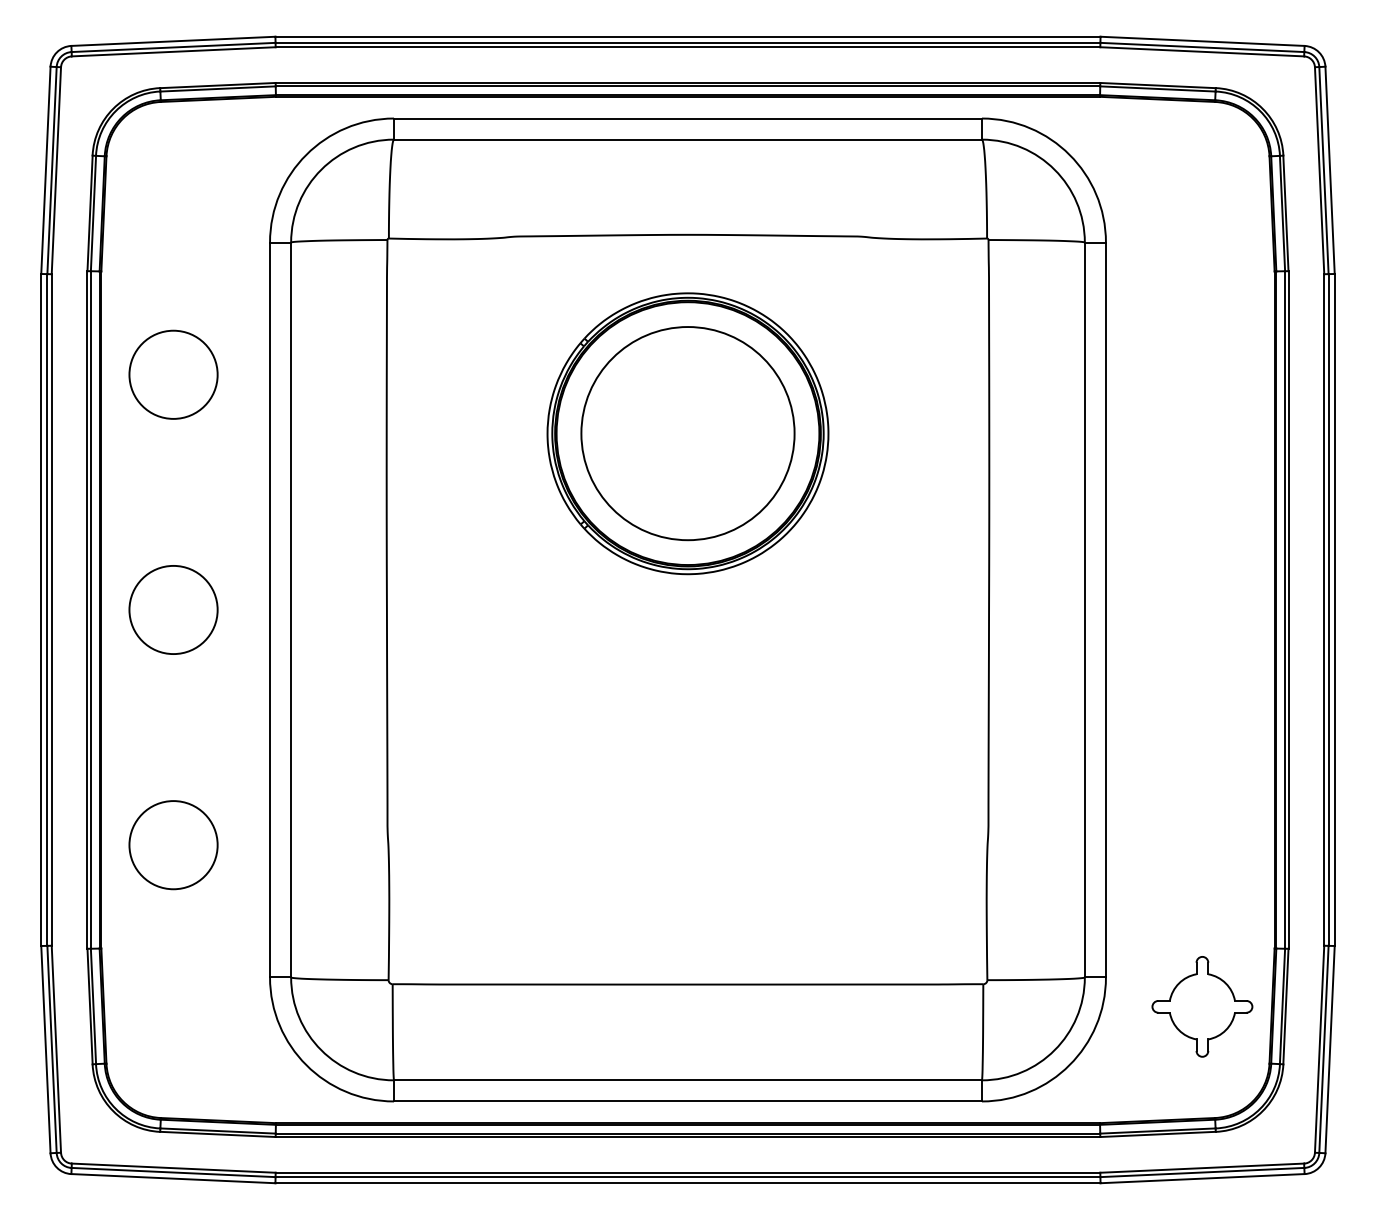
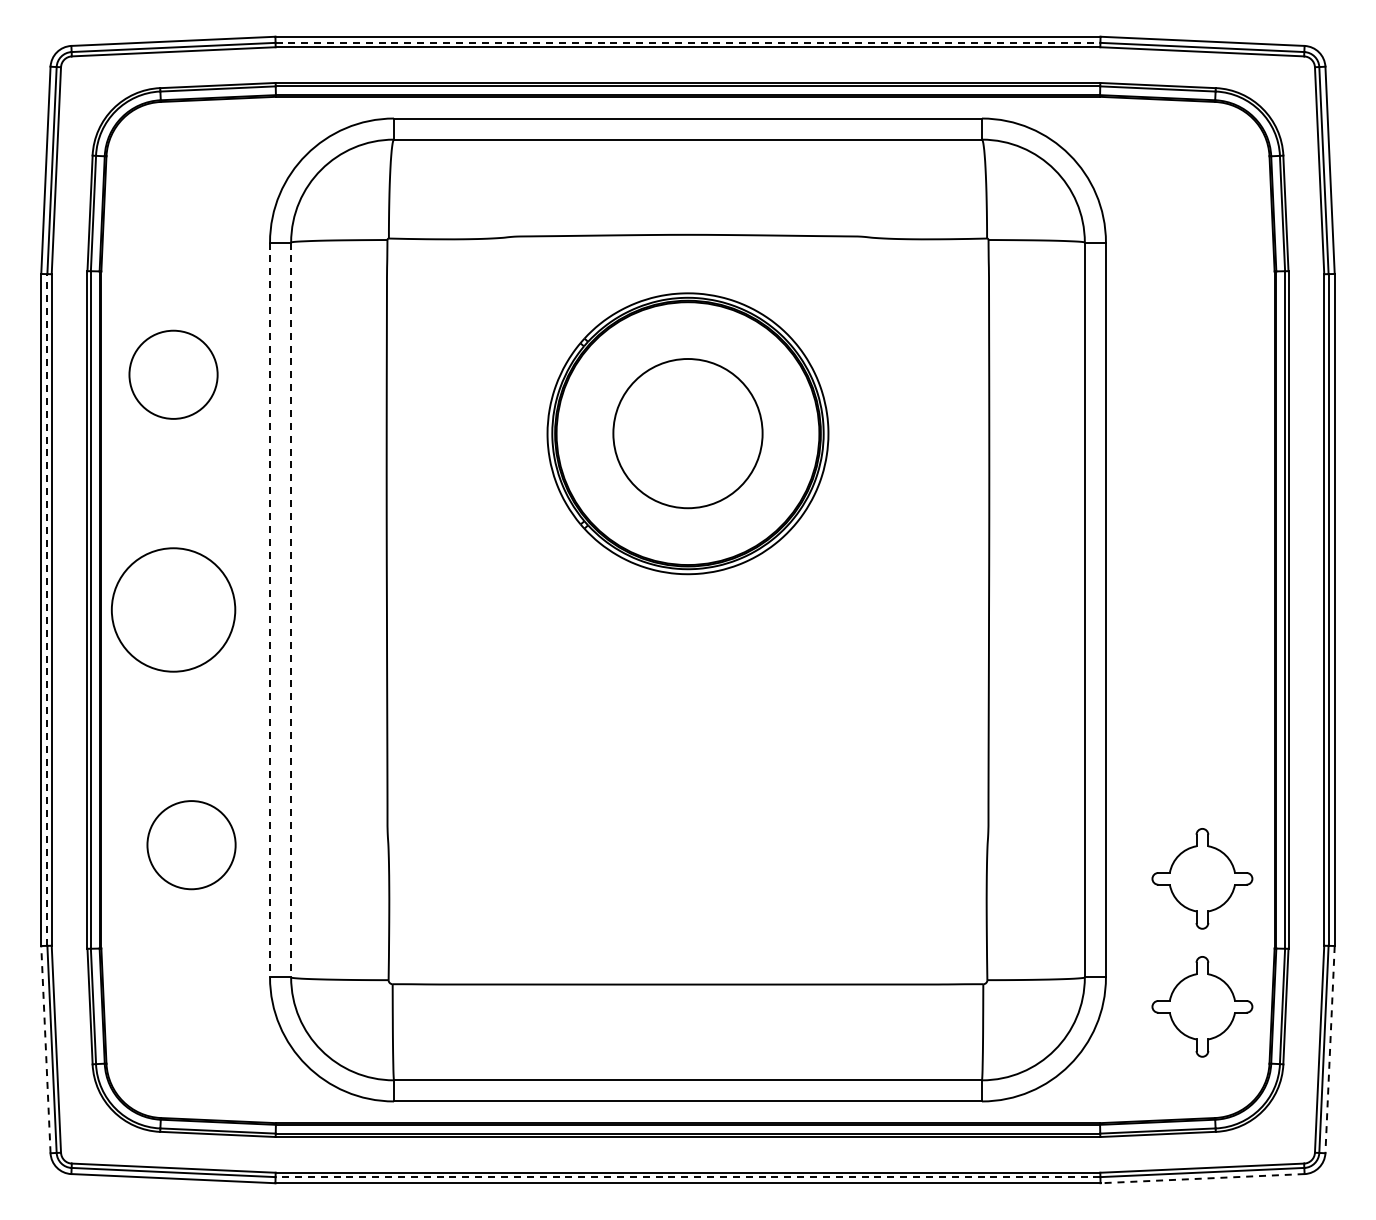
line: solid -> dashed (688, 42)
circle diameter: 213 px -> 149 px (687, 433)
circle diameter: 88 px -> 123 px (173, 609)
line: solid -> dashed (47, 610)
line: solid -> dashed (270, 610)
line: solid -> dashed (291, 610)
circle position: (173, 845) -> (191, 845) (191, 845)
part: none -> present (1202, 878)
line: solid -> dashed (45, 1049)
line: solid -> dashed (1330, 1049)
line: solid -> dashed (687, 1177)
line: solid -> dashed (1202, 1178)
